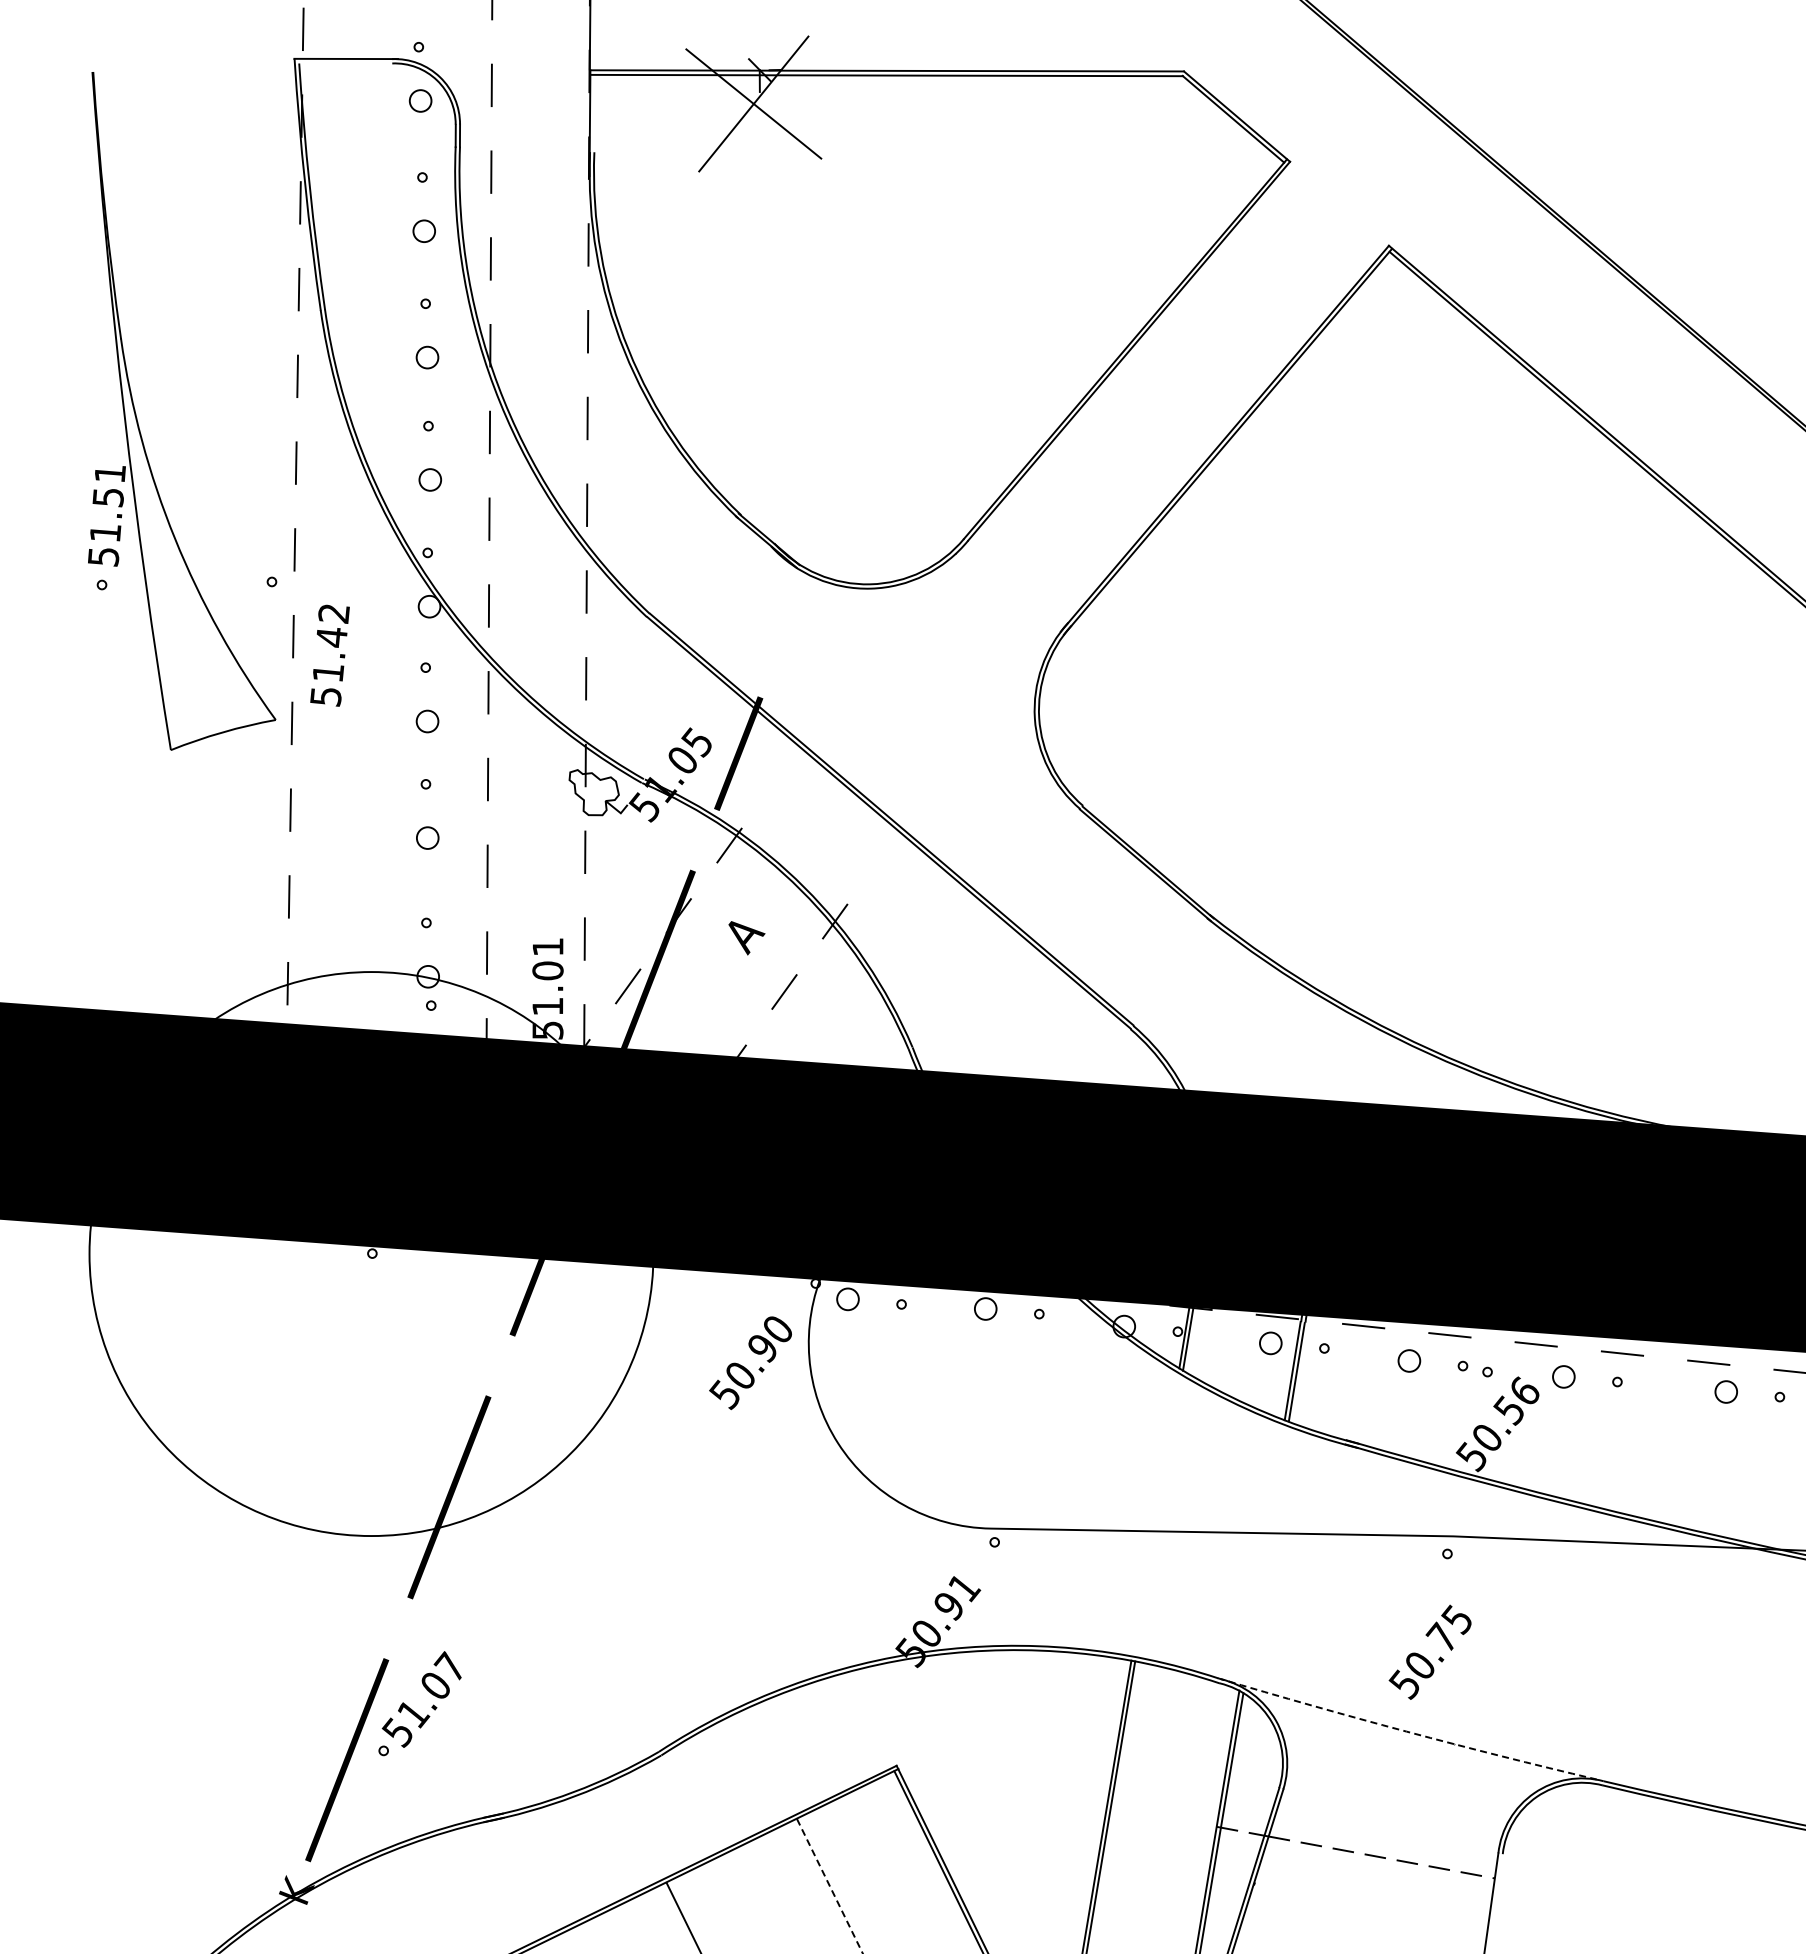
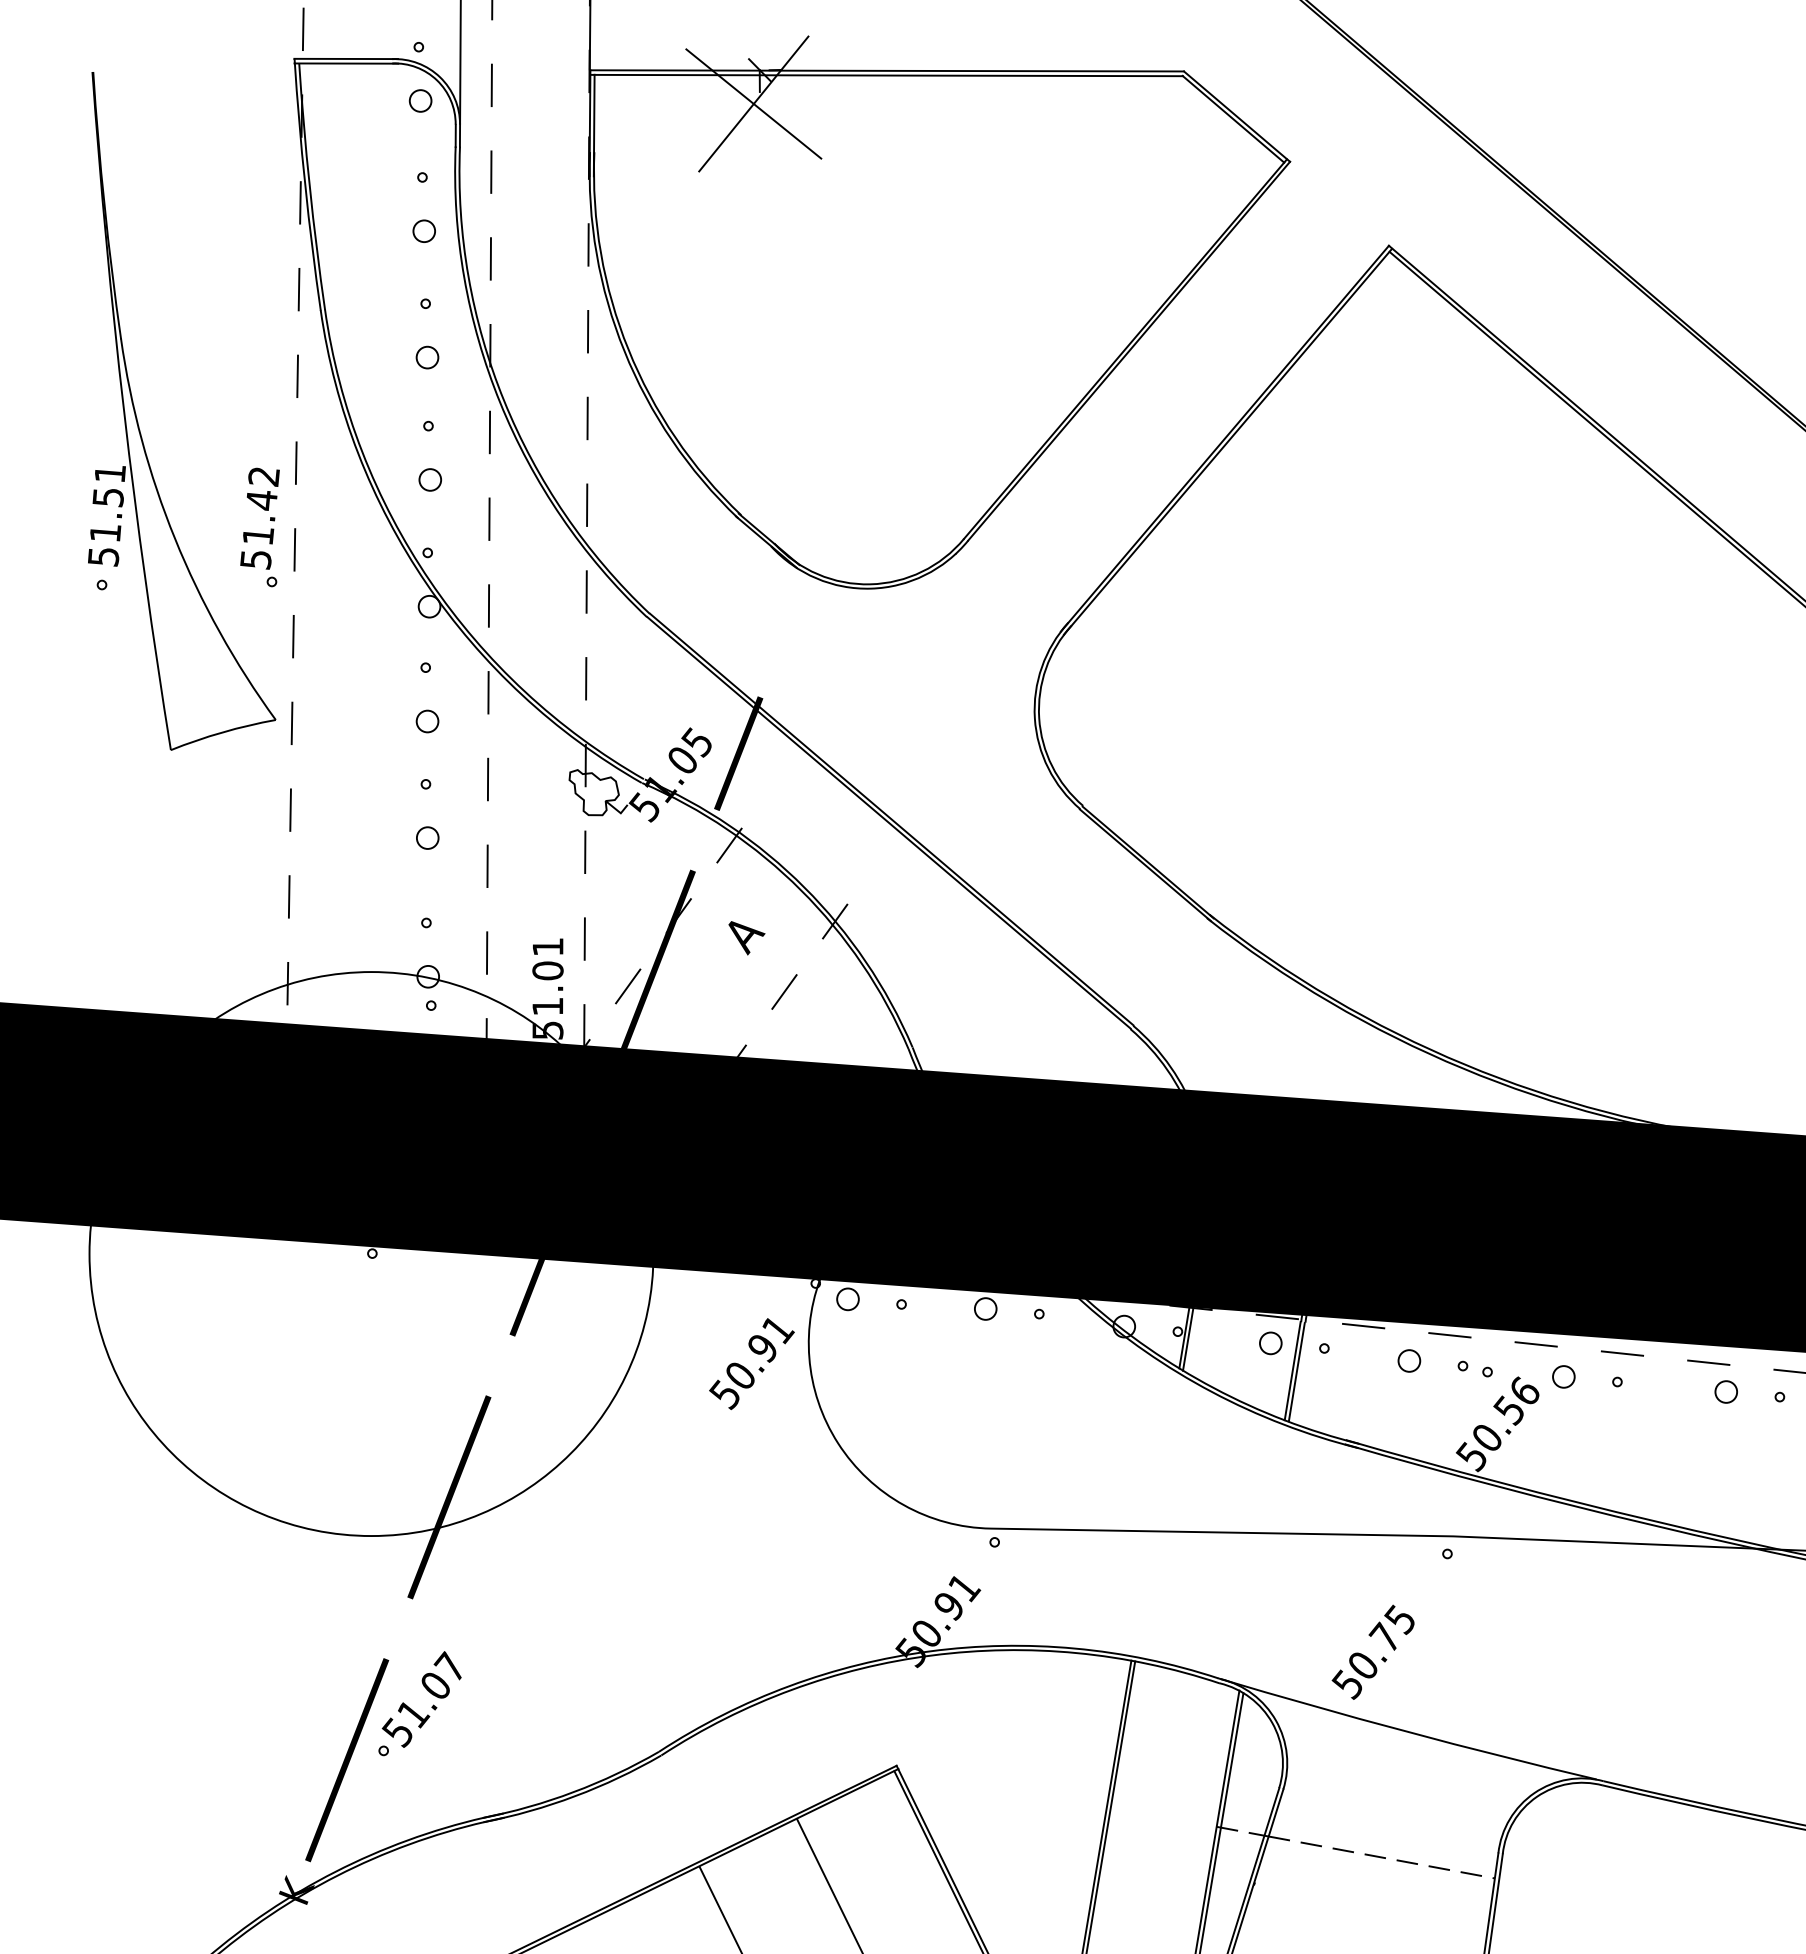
line: none -> present (346, 63)
line: none -> present (460, 63)
line: none -> present (593, 125)
text position: (329, 655) -> (259, 518) (259, 518)
text: 50.90 -> 50.91 (778, 1330)
text position: (1429, 1651) -> (1372, 1651) (1372, 1651)
arc: dashed -> solid (1406, 1731)
line: dashed -> solid (829, 1886)
line: none -> present (1495, 1902)
line position: (682, 1916) -> (719, 1908) (719, 1908)
